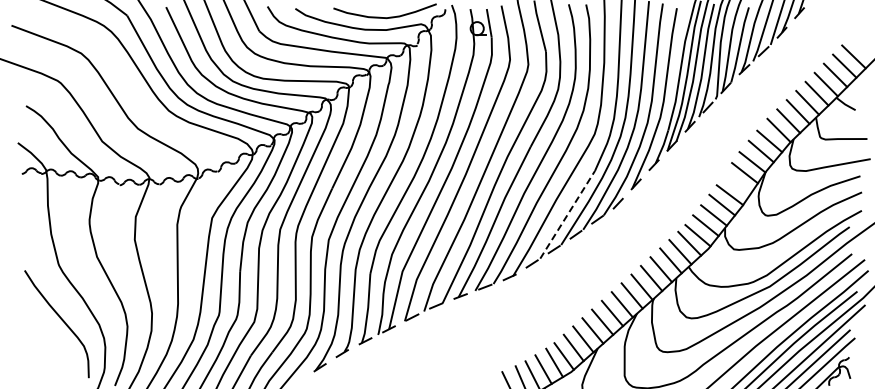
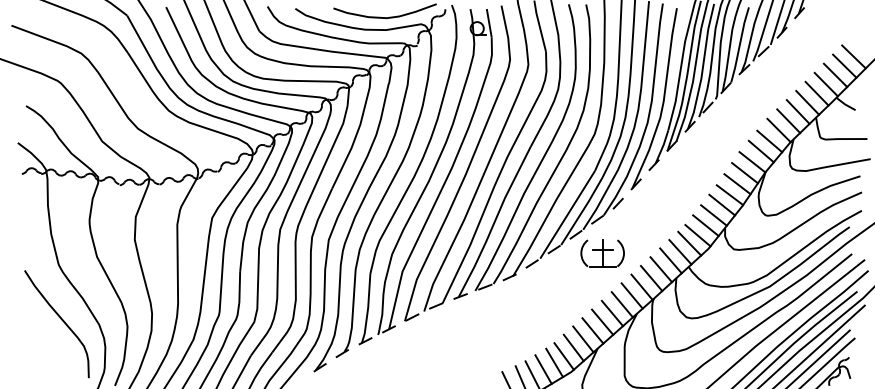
line: none -> present (737, 184)
line: dashed -> solid (567, 214)
part: none -> present (602, 253)
